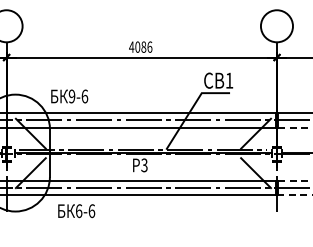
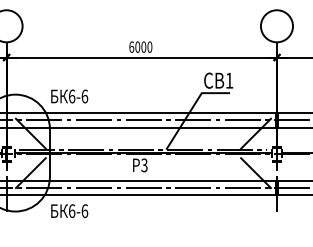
text: 4086 -> 6000 (140, 46)
text: 9-6 -> 6-6 (71, 96)
line: dashed -> solid (295, 127)
line: dashed -> solid (295, 180)
line: dashed -> solid (295, 195)
text position: (76, 211) -> (69, 211) (69, 211)
